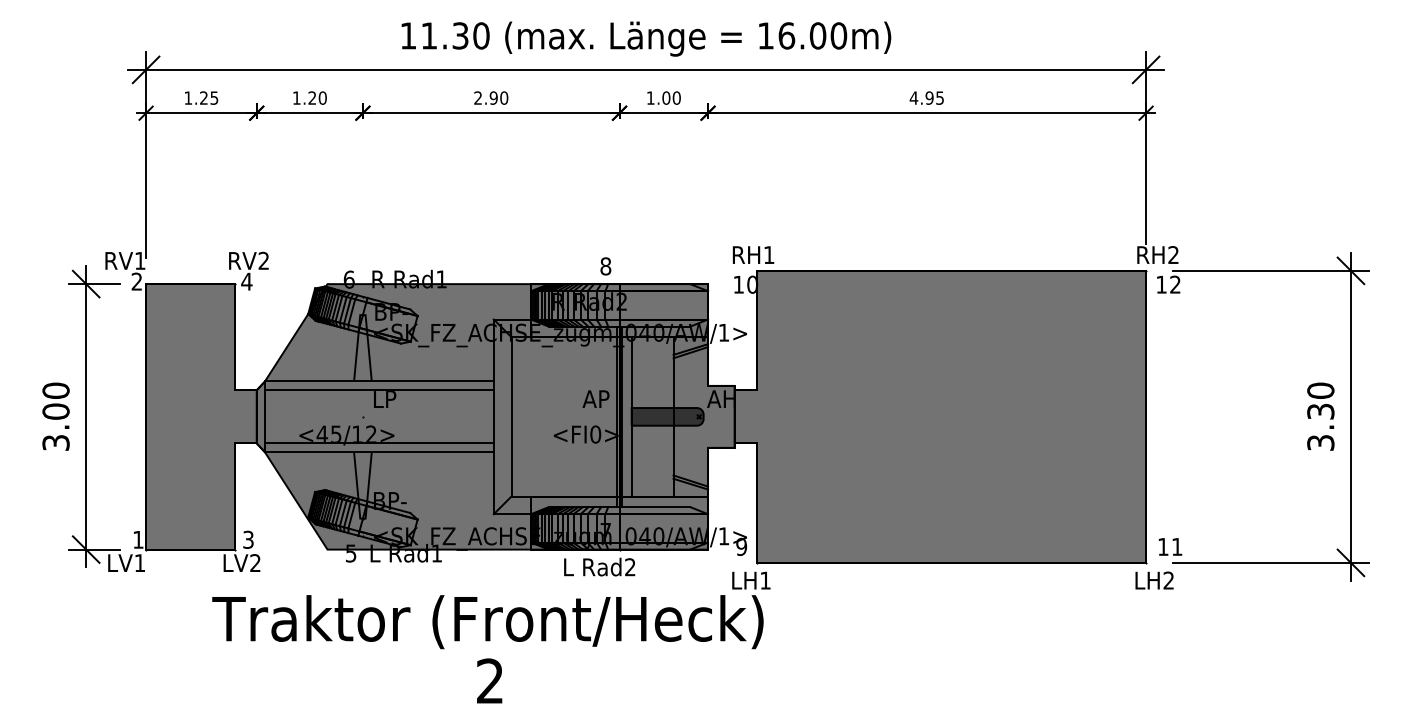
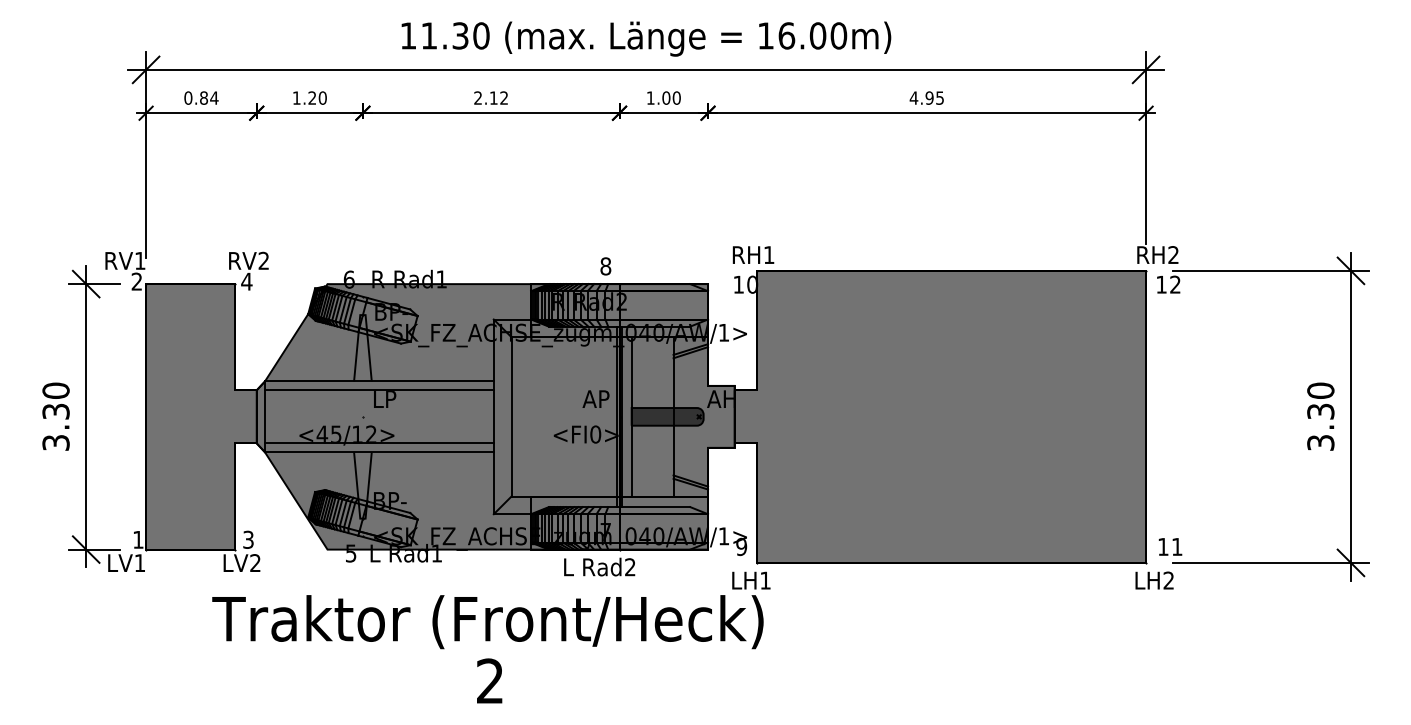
text: 1.25 -> 0.84 (201, 97)
text: 2.90 -> 2.12 (498, 97)
text: 3.00 -> 3.30 (55, 411)
